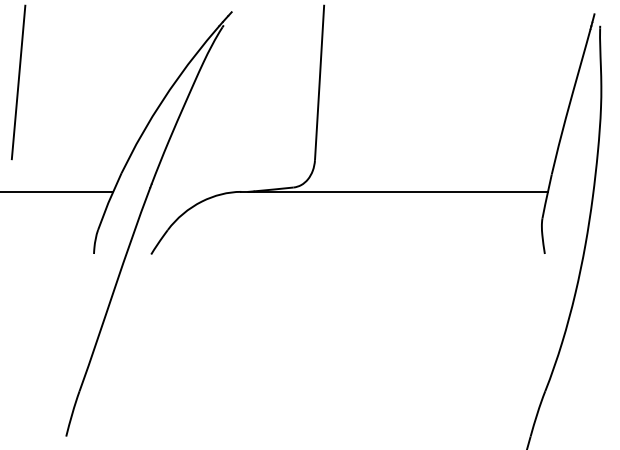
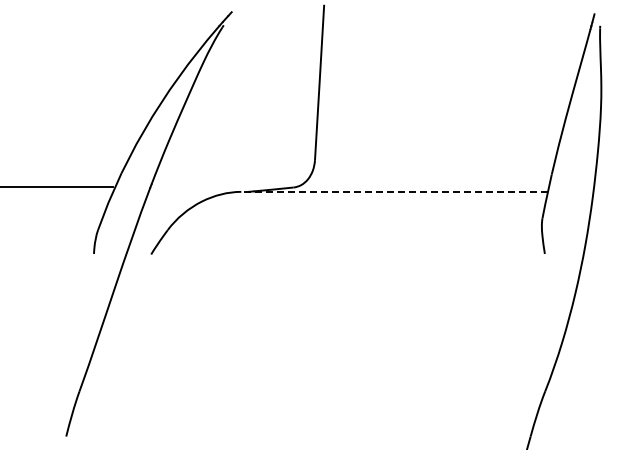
line: present -> none (18, 82)
line position: (57, 191) -> (57, 186) (57, 186)
line: solid -> dashed (394, 191)
